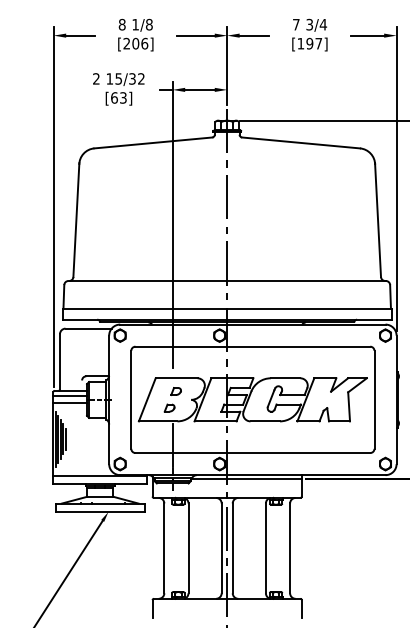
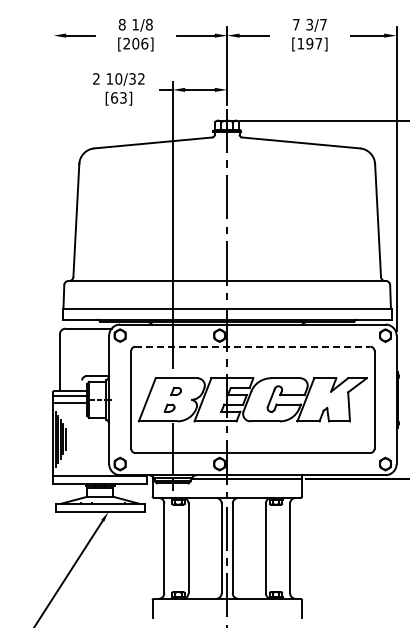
text: 3/4 -> 3/7 (323, 24)
text: 15/32 -> 10/32 (118, 78)
line: present -> none (53, 207)
line: solid -> dashed (253, 346)
